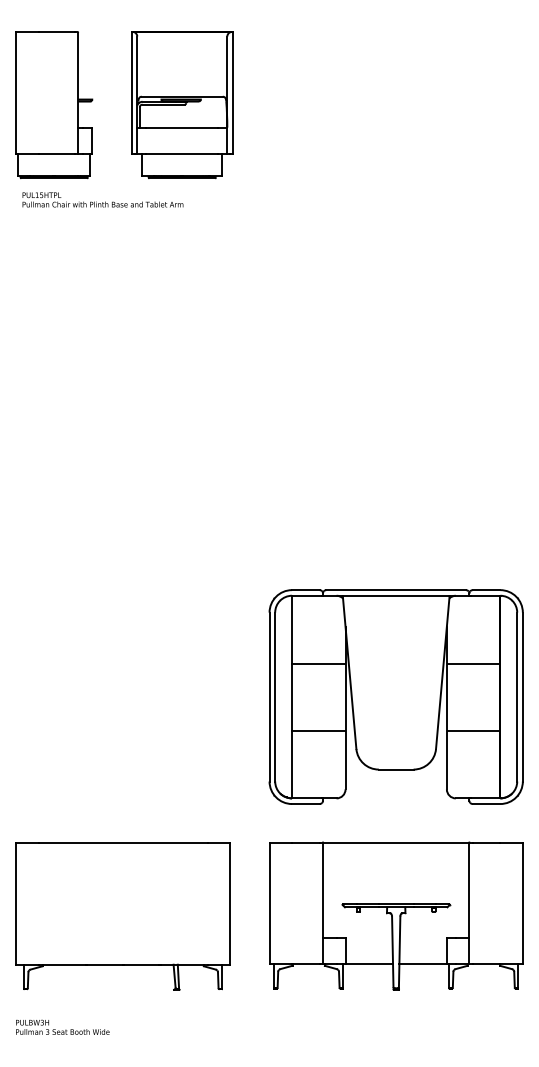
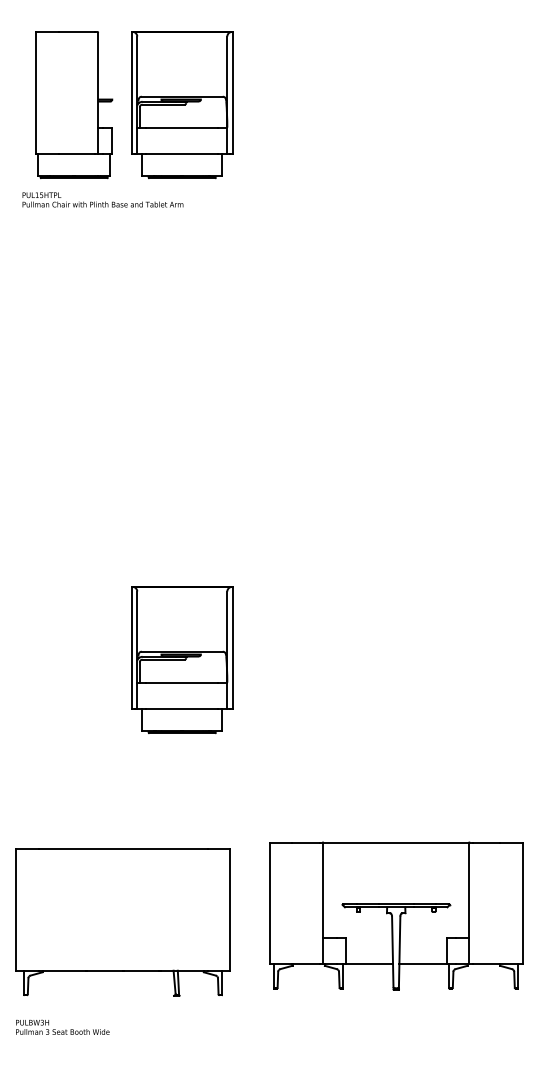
part position: (54, 105) -> (74, 105) (74, 105)
part: none -> present (182, 660)
part: present -> none (395, 696)
part position: (122, 916) -> (122, 922) (122, 922)
